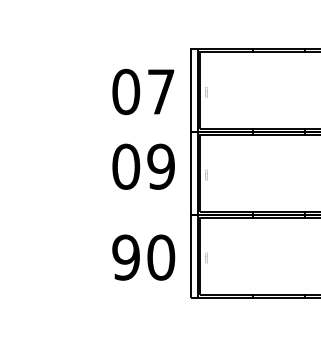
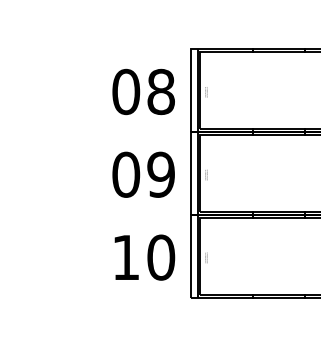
text: 07 -> 08 (160, 91)
text position: (143, 166) -> (143, 174) (143, 174)
text: 90 -> 10 (125, 257)
